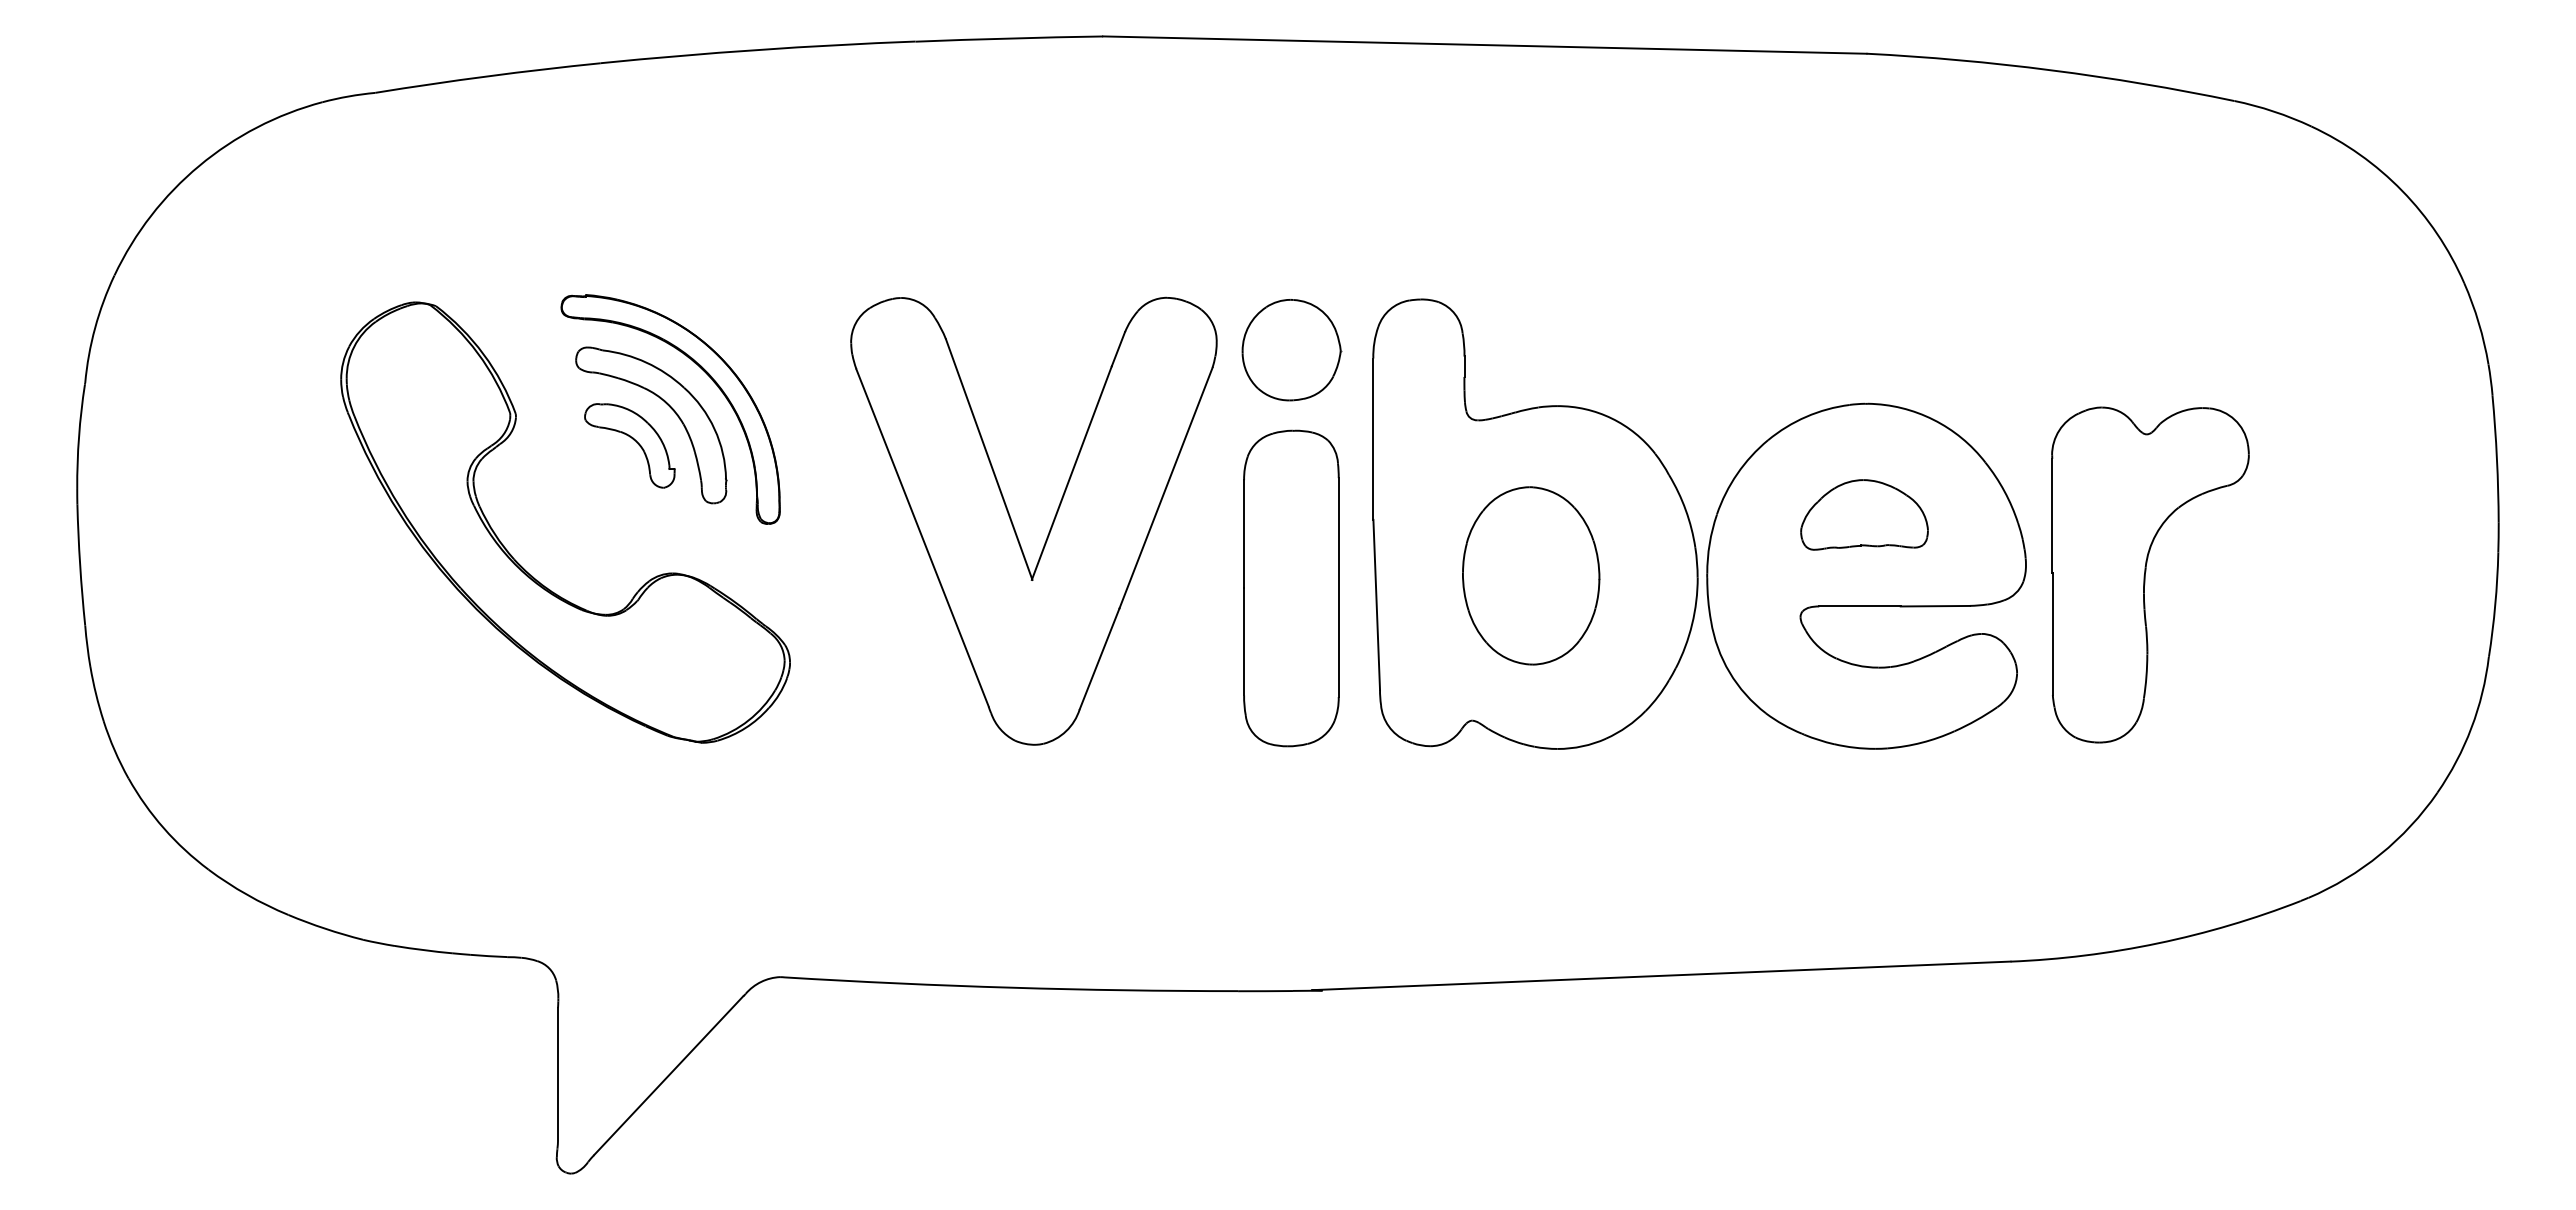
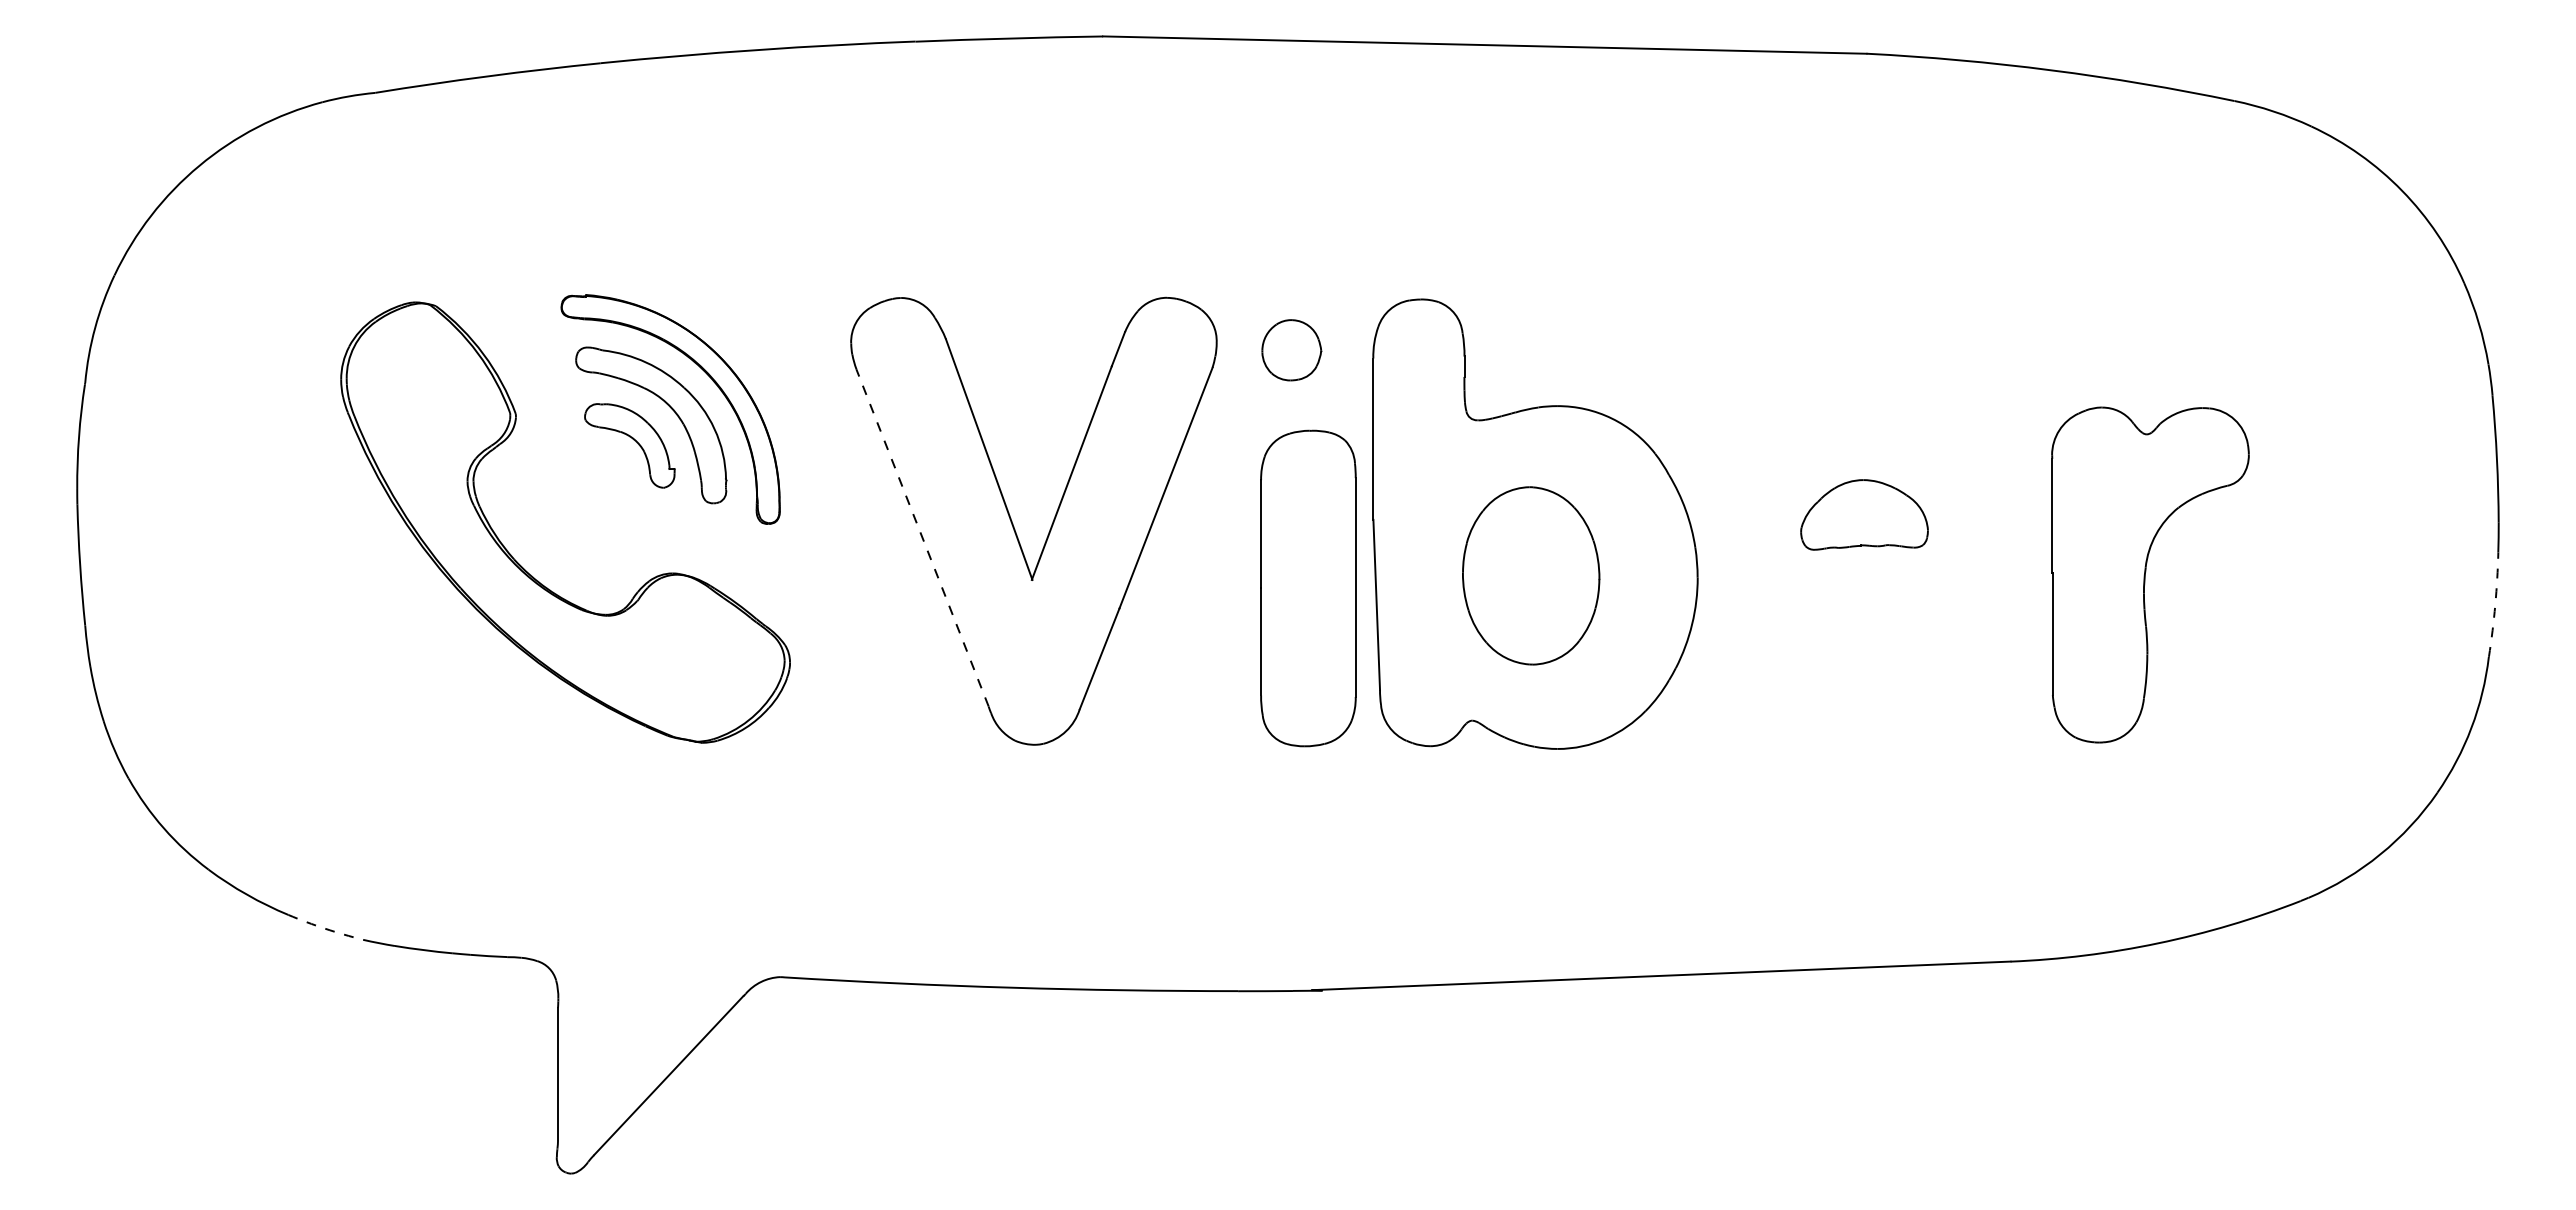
part size: 102x103 px -> 62x63 px (1291, 350)
line: solid -> dashed (922, 537)
part: present -> none (1866, 575)
part position: (1291, 588) -> (1308, 588) (1308, 588)
arc: solid -> dashed (2495, 604)
arc: solid -> dashed (325, 928)
